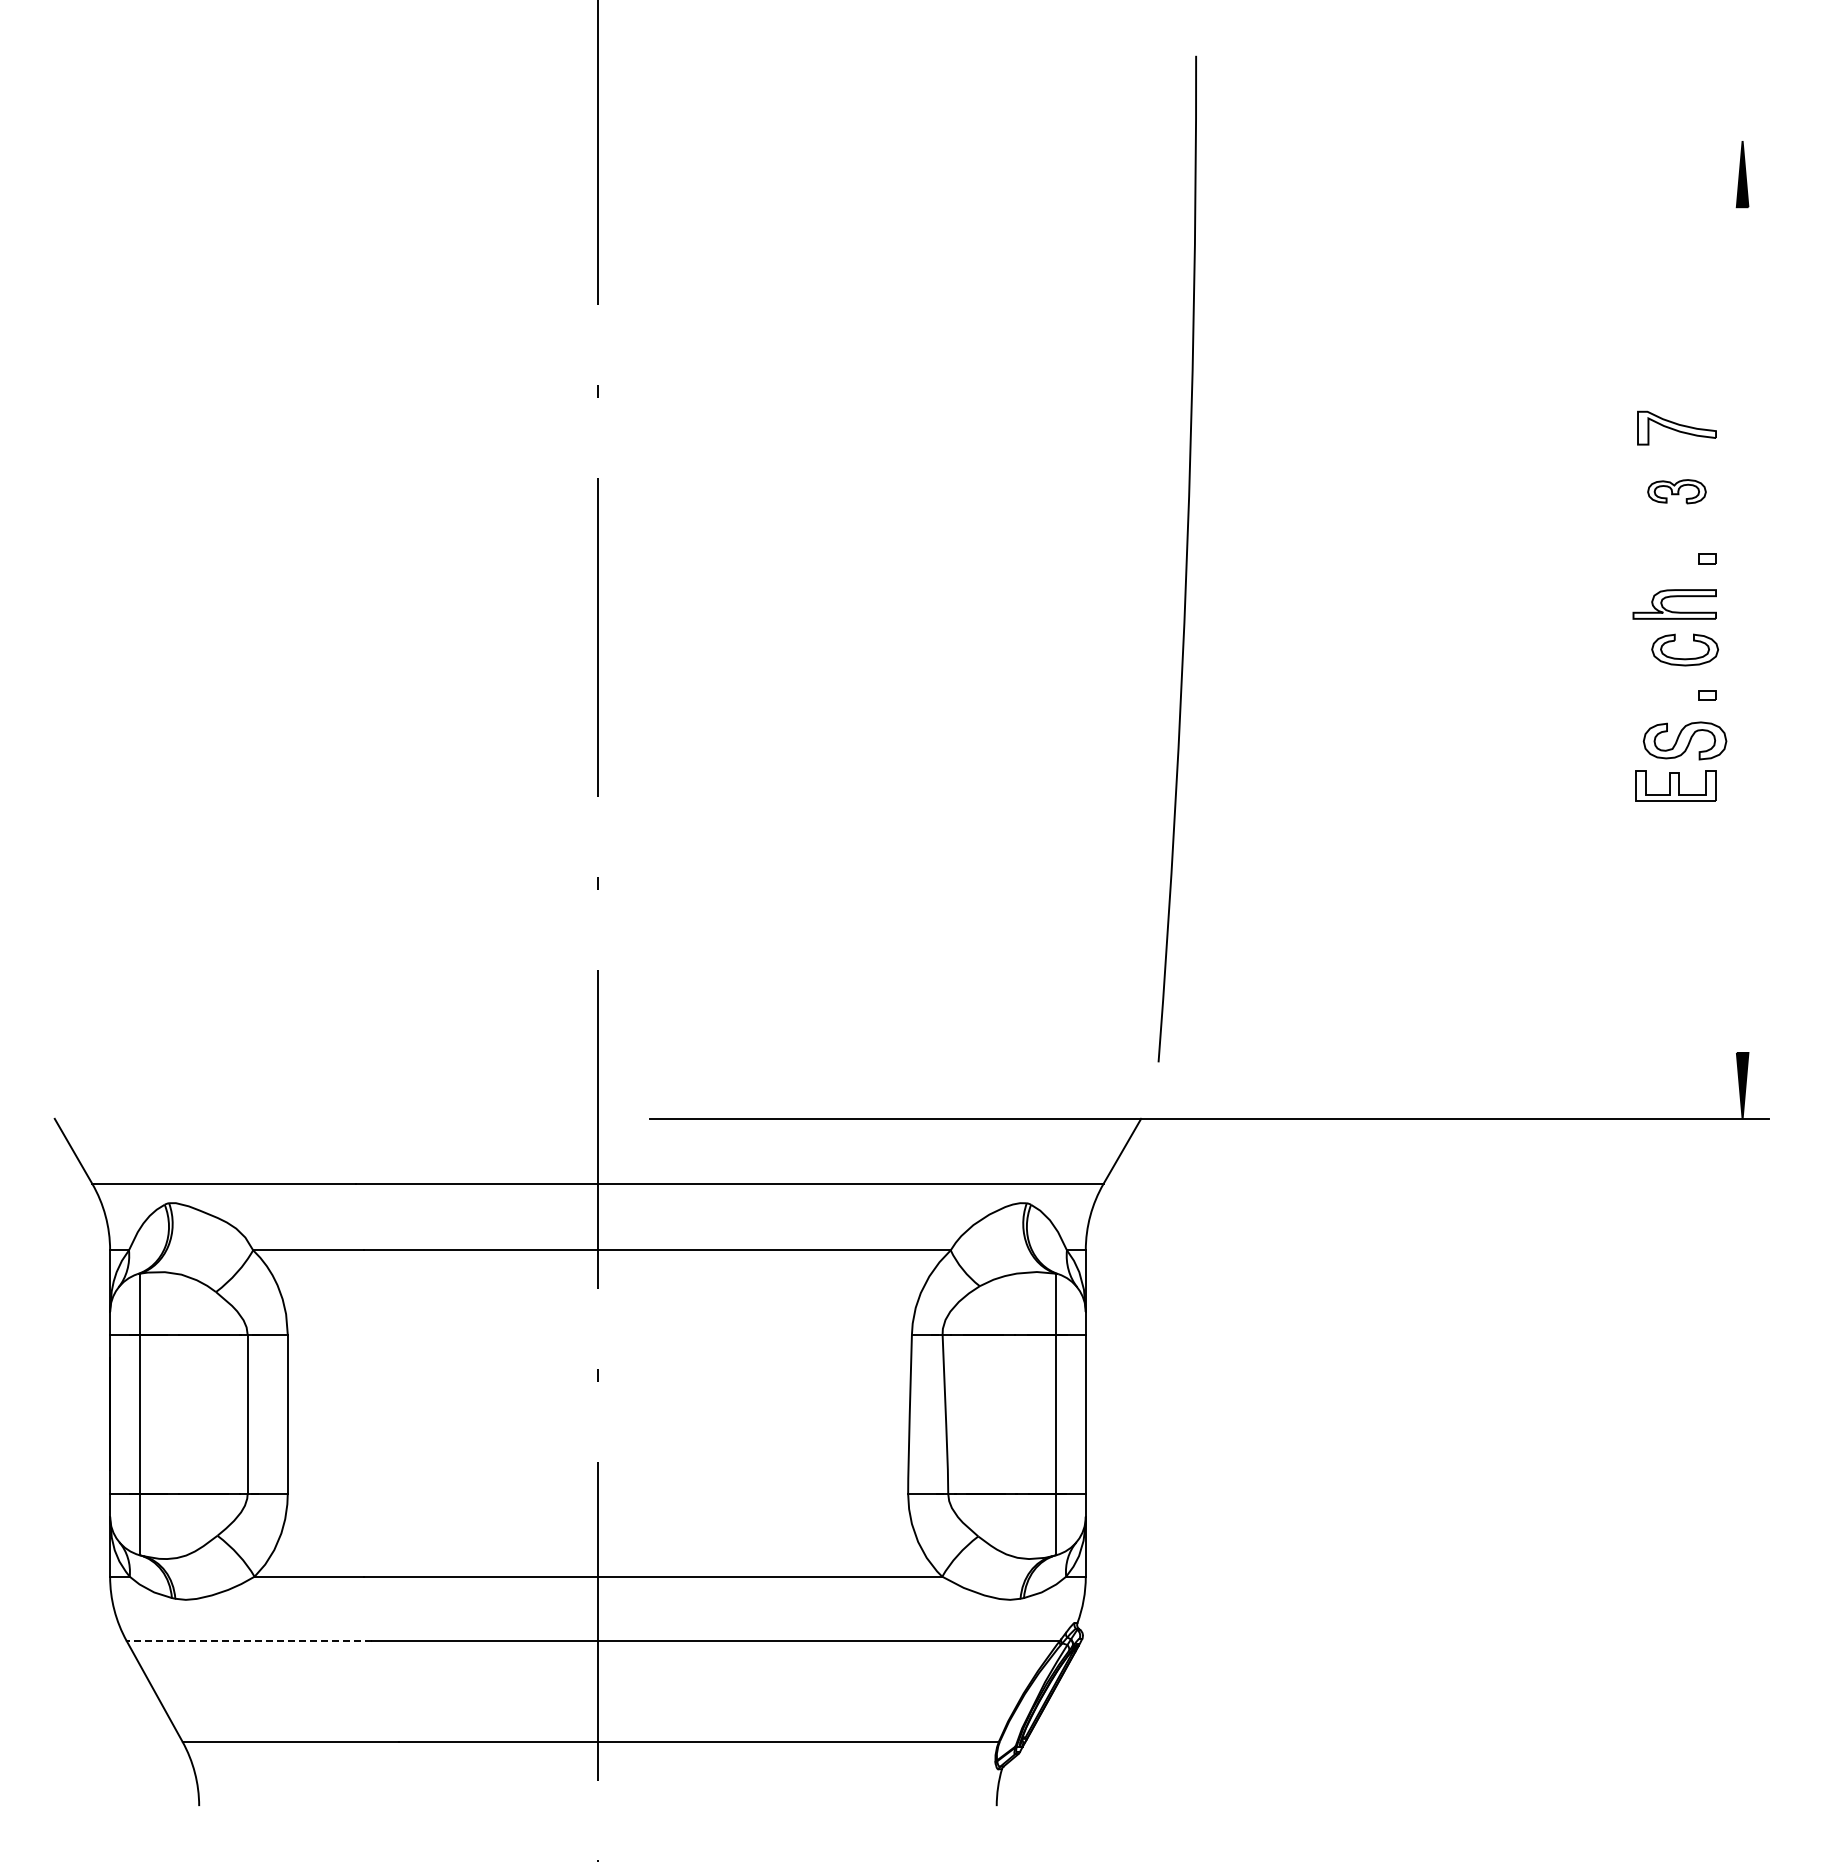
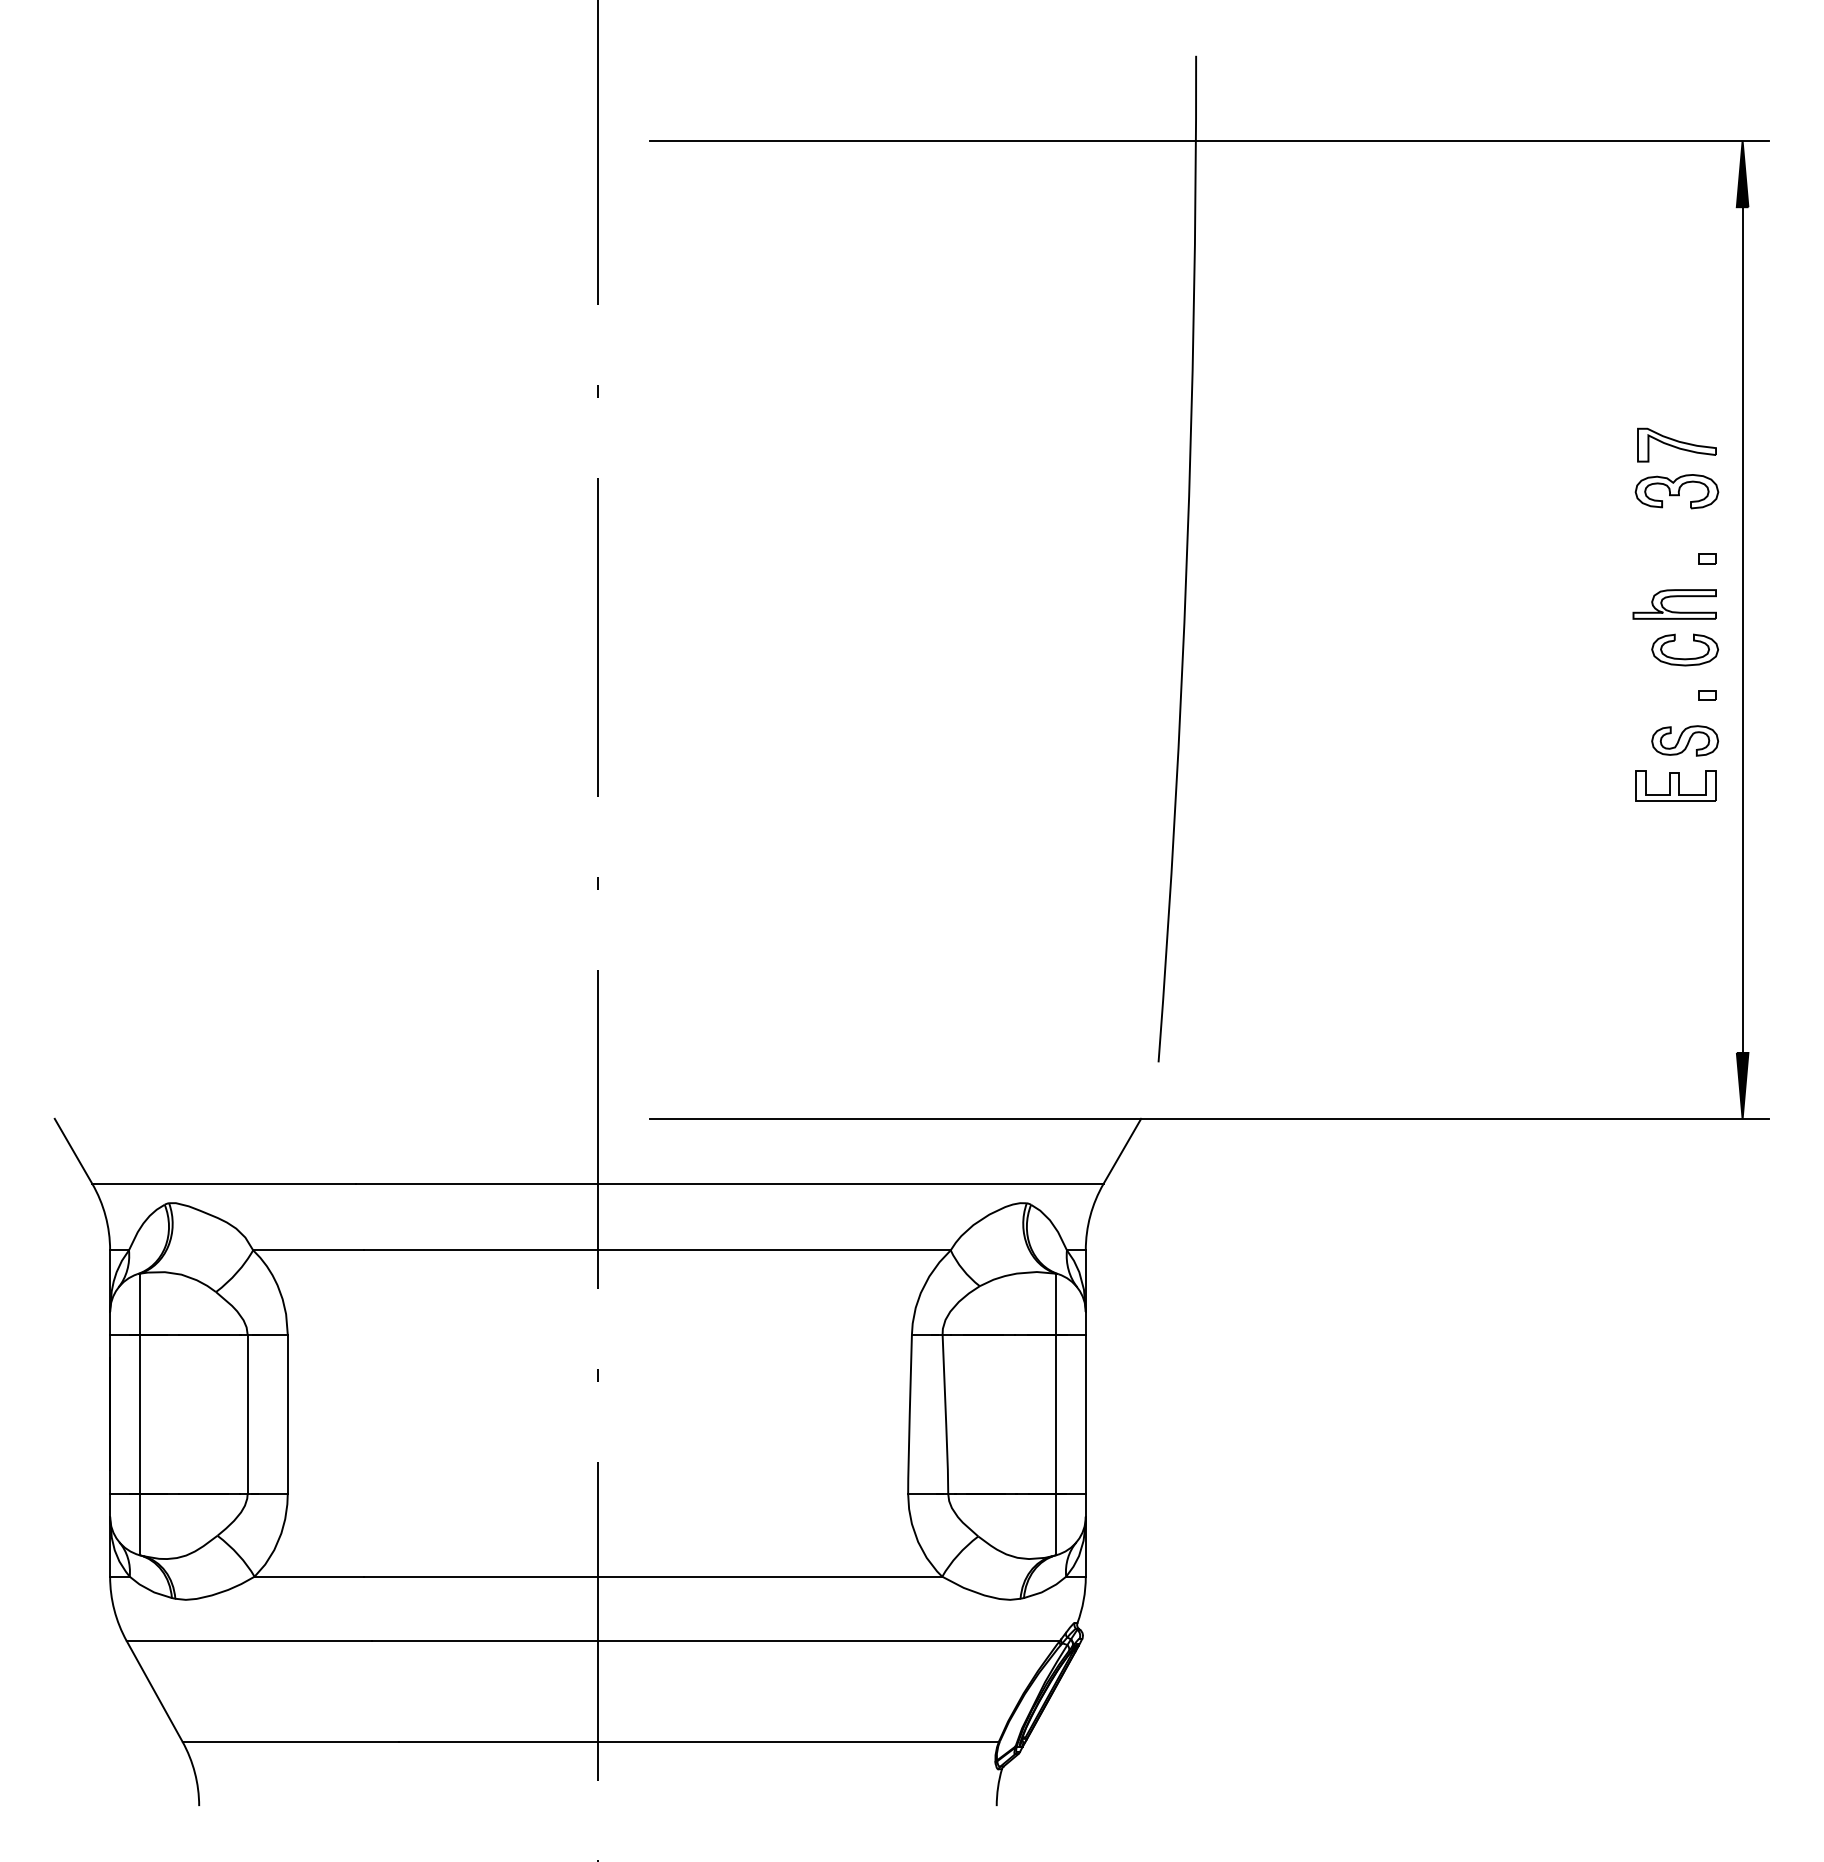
line: none -> present (1209, 141)
part position: (1676, 427) -> (1676, 444) (1676, 444)
part size: 60x26 px -> 86x36 px (1676, 491)
line: none -> present (1742, 629)
part size: 86x40 px -> 69x32 px (1685, 740)
line: dashed -> solid (249, 1641)
